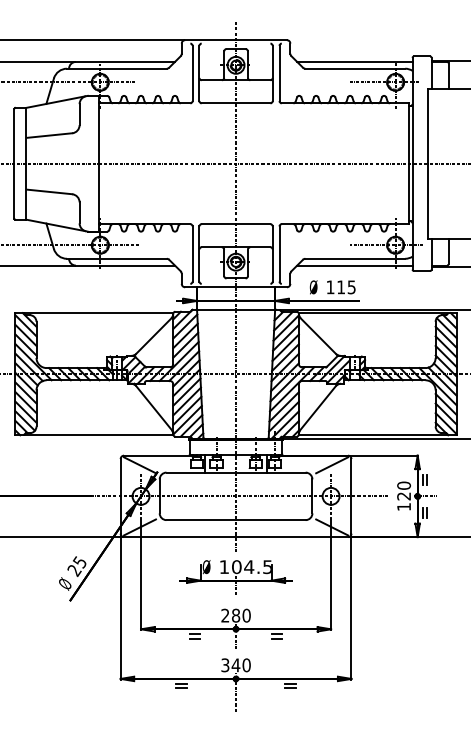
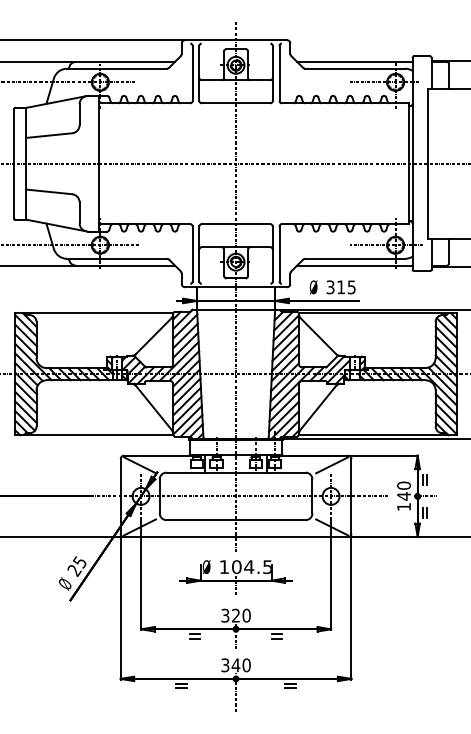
text: 115 -> 315 (330, 287)
text: 120 -> 140 (403, 496)
text: 280 -> 320 (230, 615)
